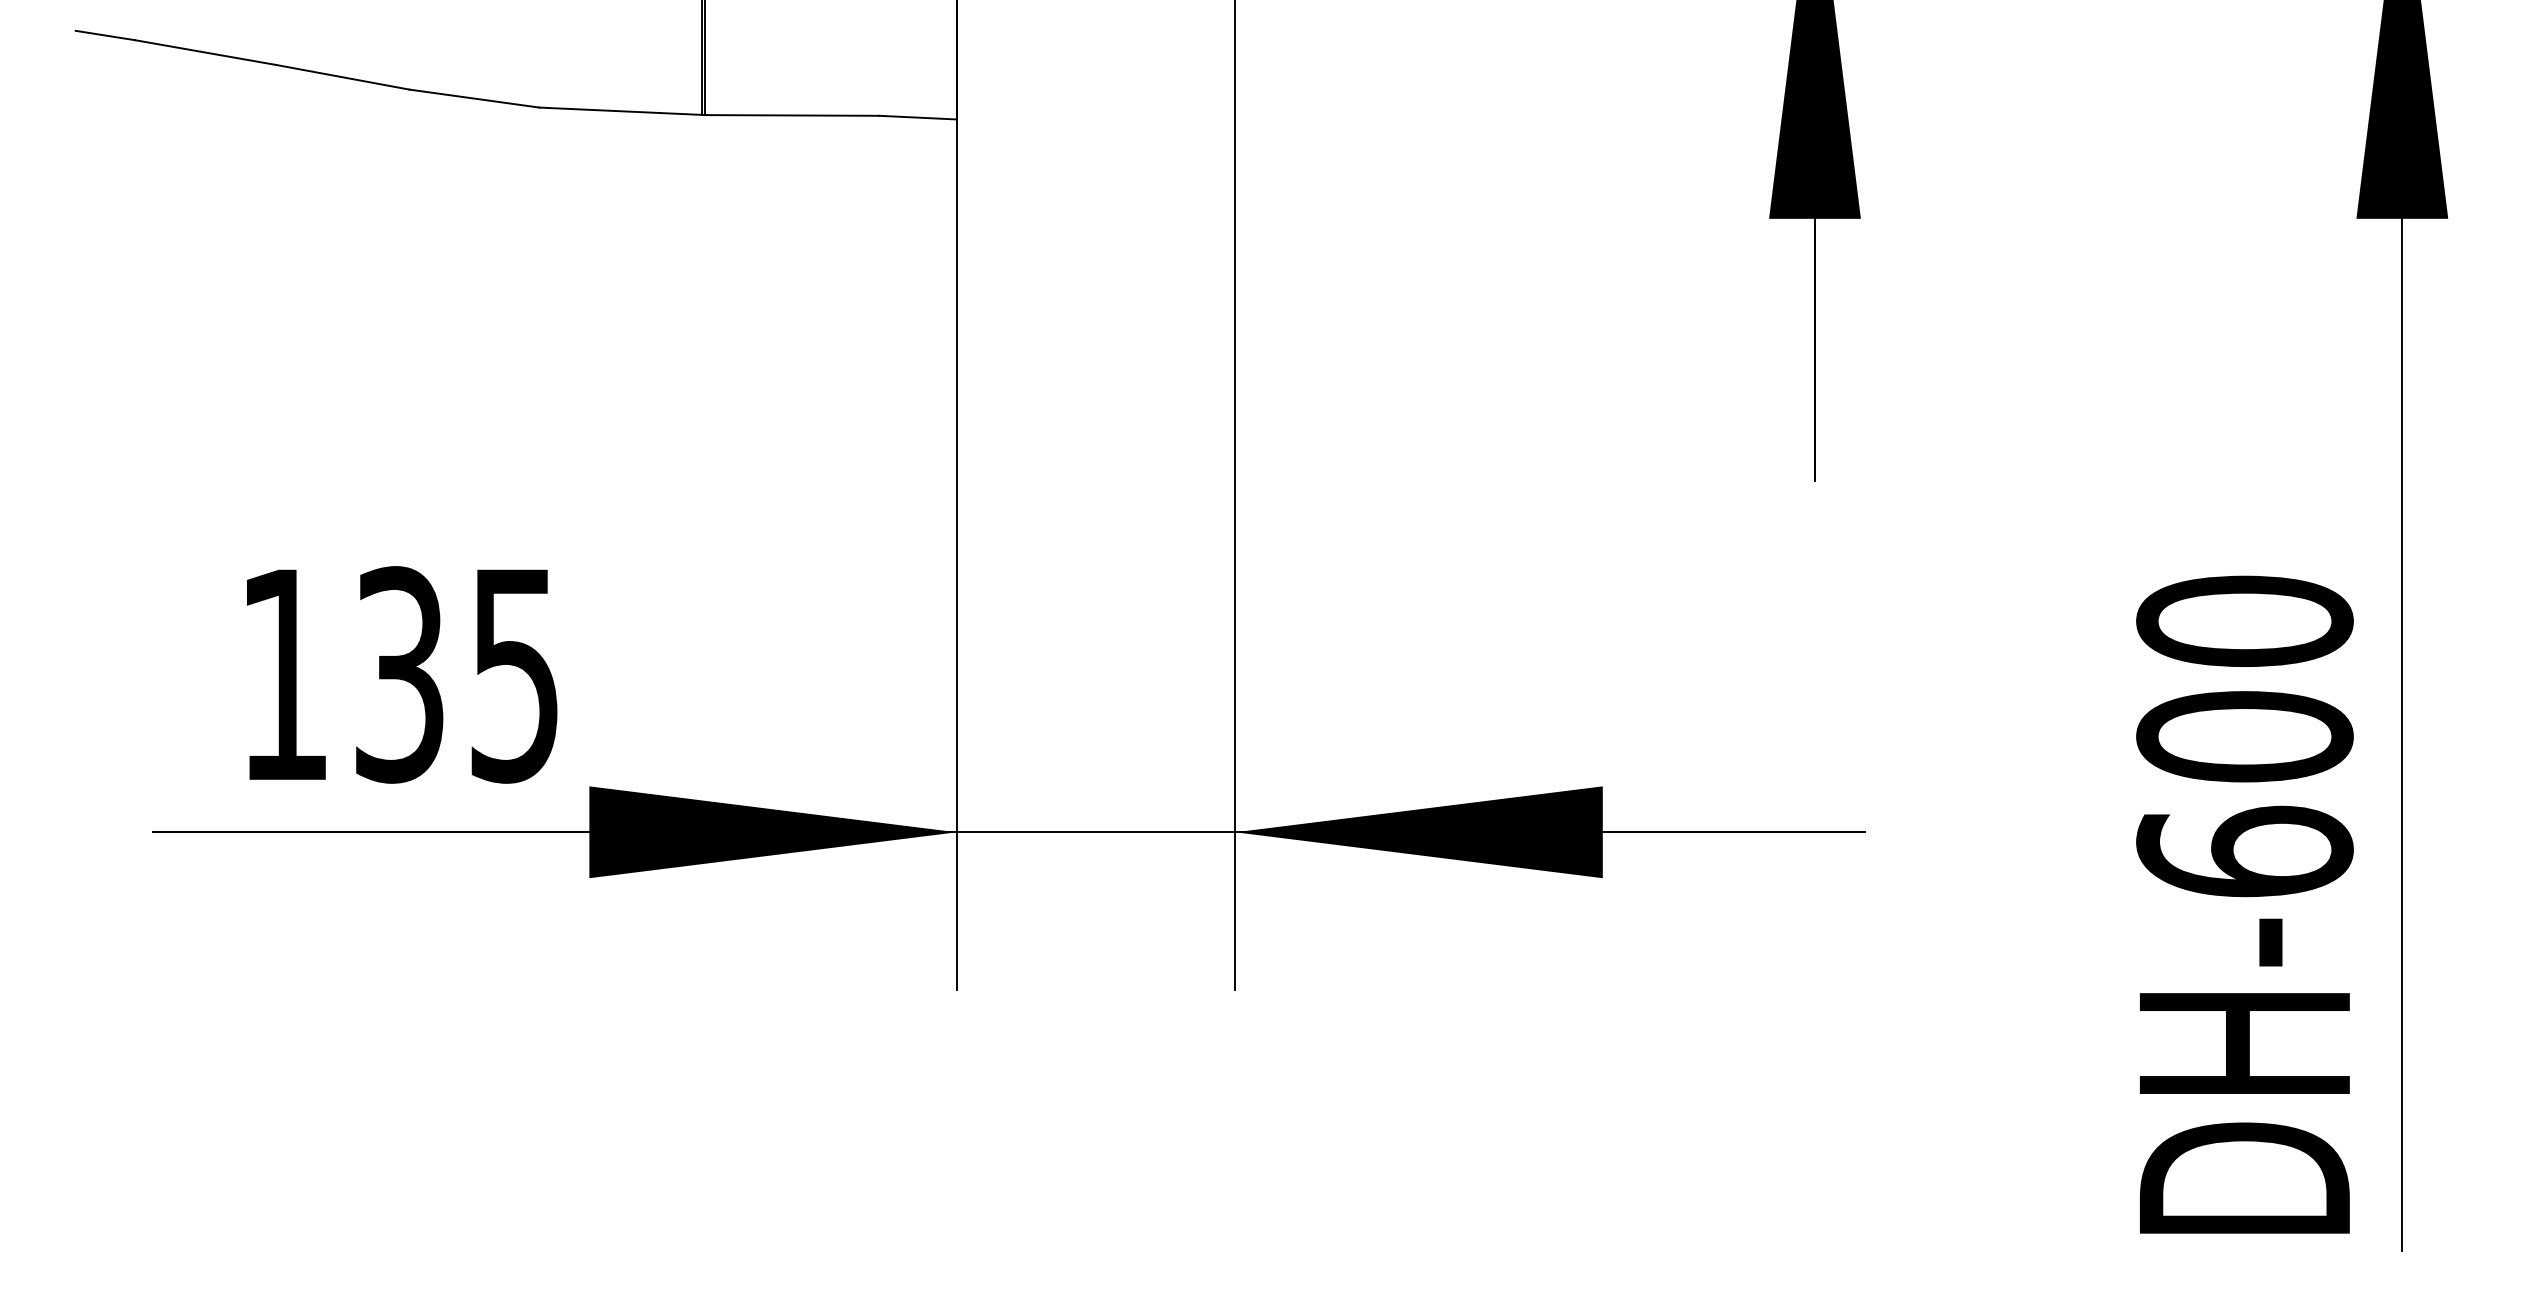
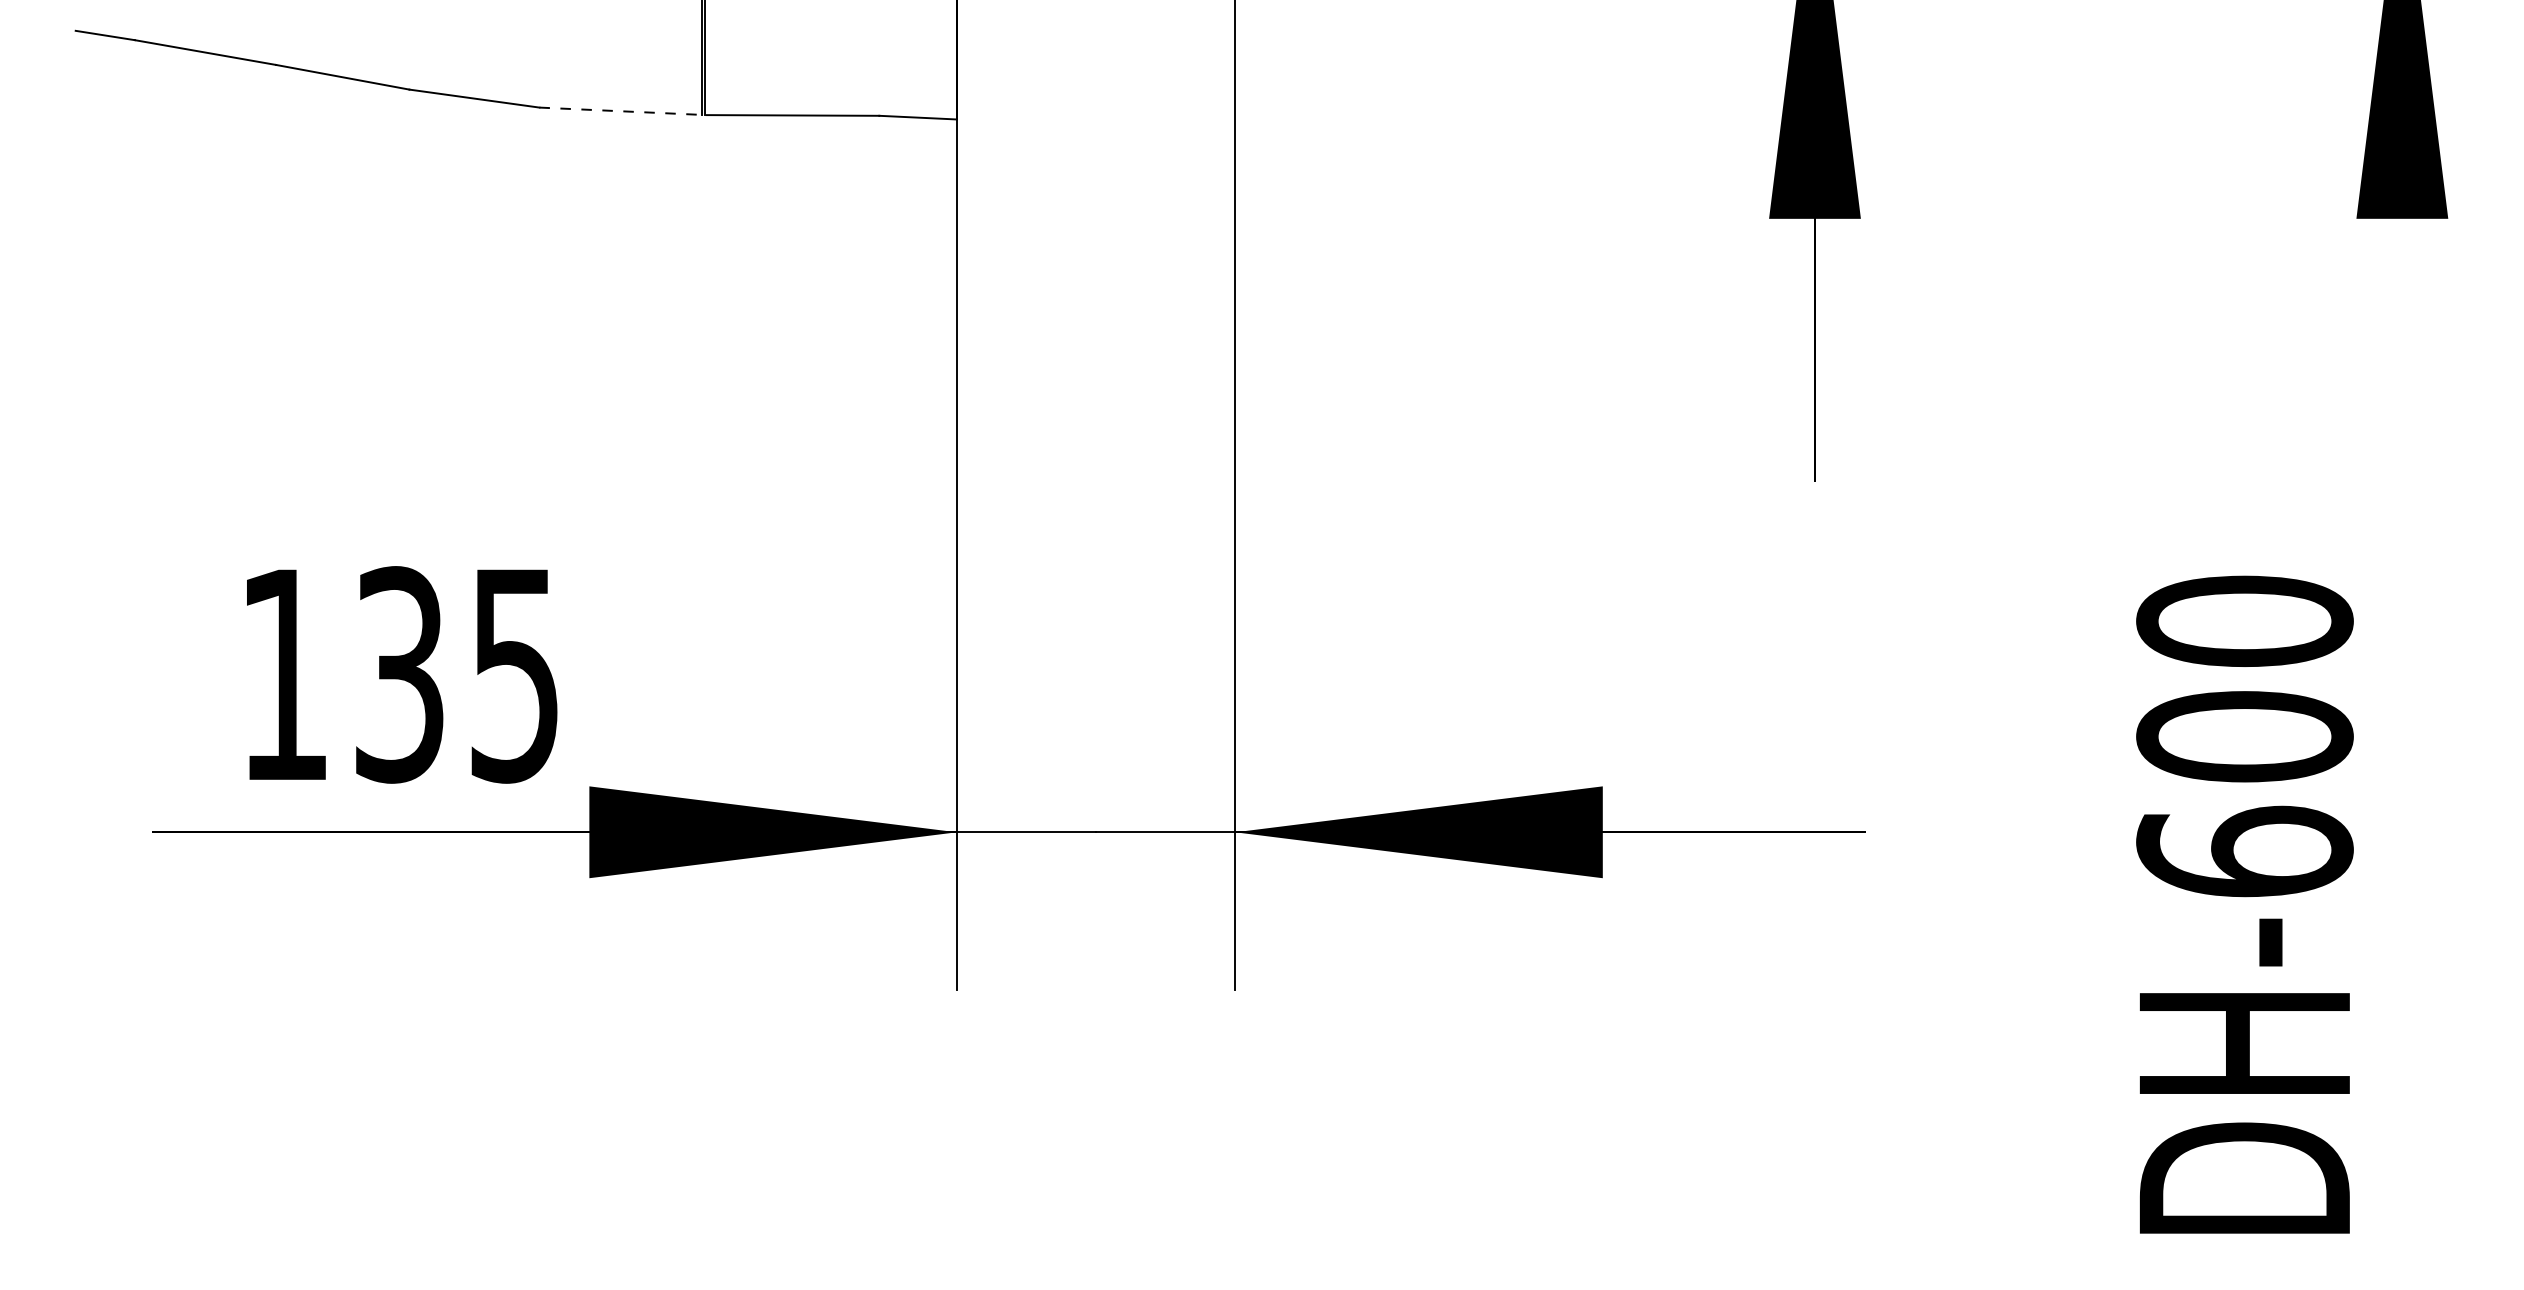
line: solid -> dashed (622, 111)
line: present -> none (2402, 626)
